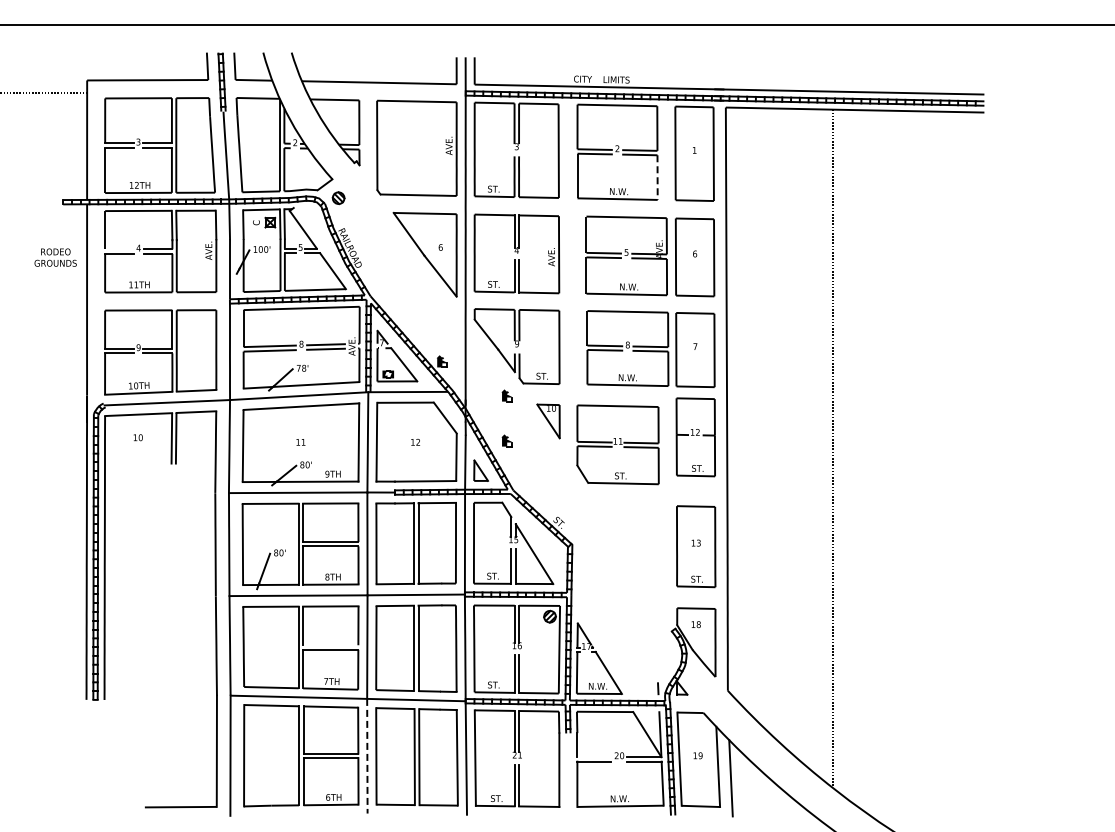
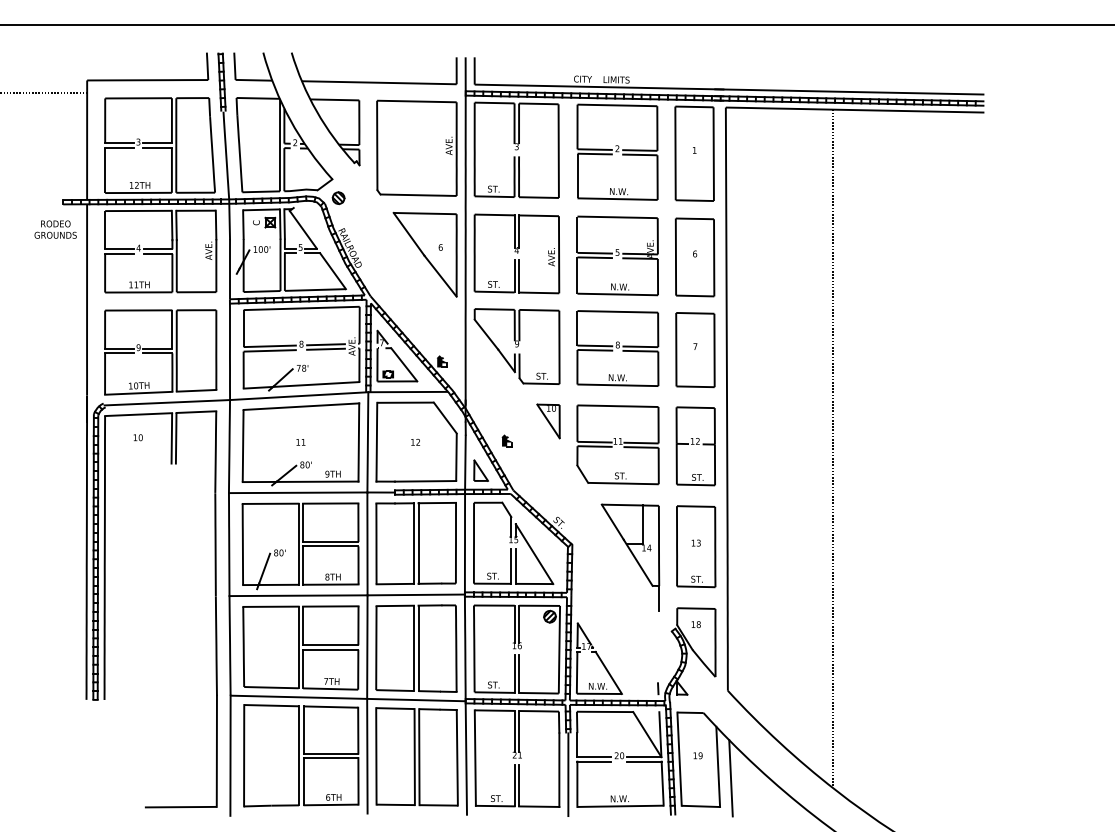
line: dashed -> solid (657, 178)
line: none -> present (119, 249)
part position: (626, 255) -> (617, 255) (617, 255)
text position: (55, 257) -> (55, 229) (55, 229)
part position: (627, 348) -> (617, 348) (617, 348)
part: present -> none (506, 395)
part position: (695, 437) -> (695, 446) (695, 446)
part: none -> present (630, 557)
line: none -> present (330, 645)
line: dashed -> solid (367, 756)
line: none -> present (594, 757)
line: none -> present (568, 774)
